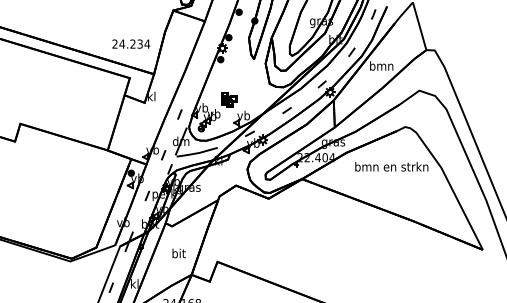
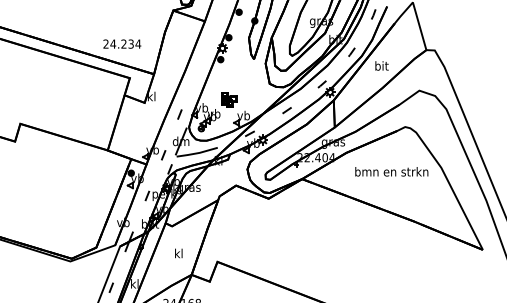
text position: (131, 43) -> (122, 43) (122, 43)
text: bmn -> bit (381, 65)
text position: (391, 166) -> (391, 171) (391, 171)
text: bit -> kl (178, 253)
